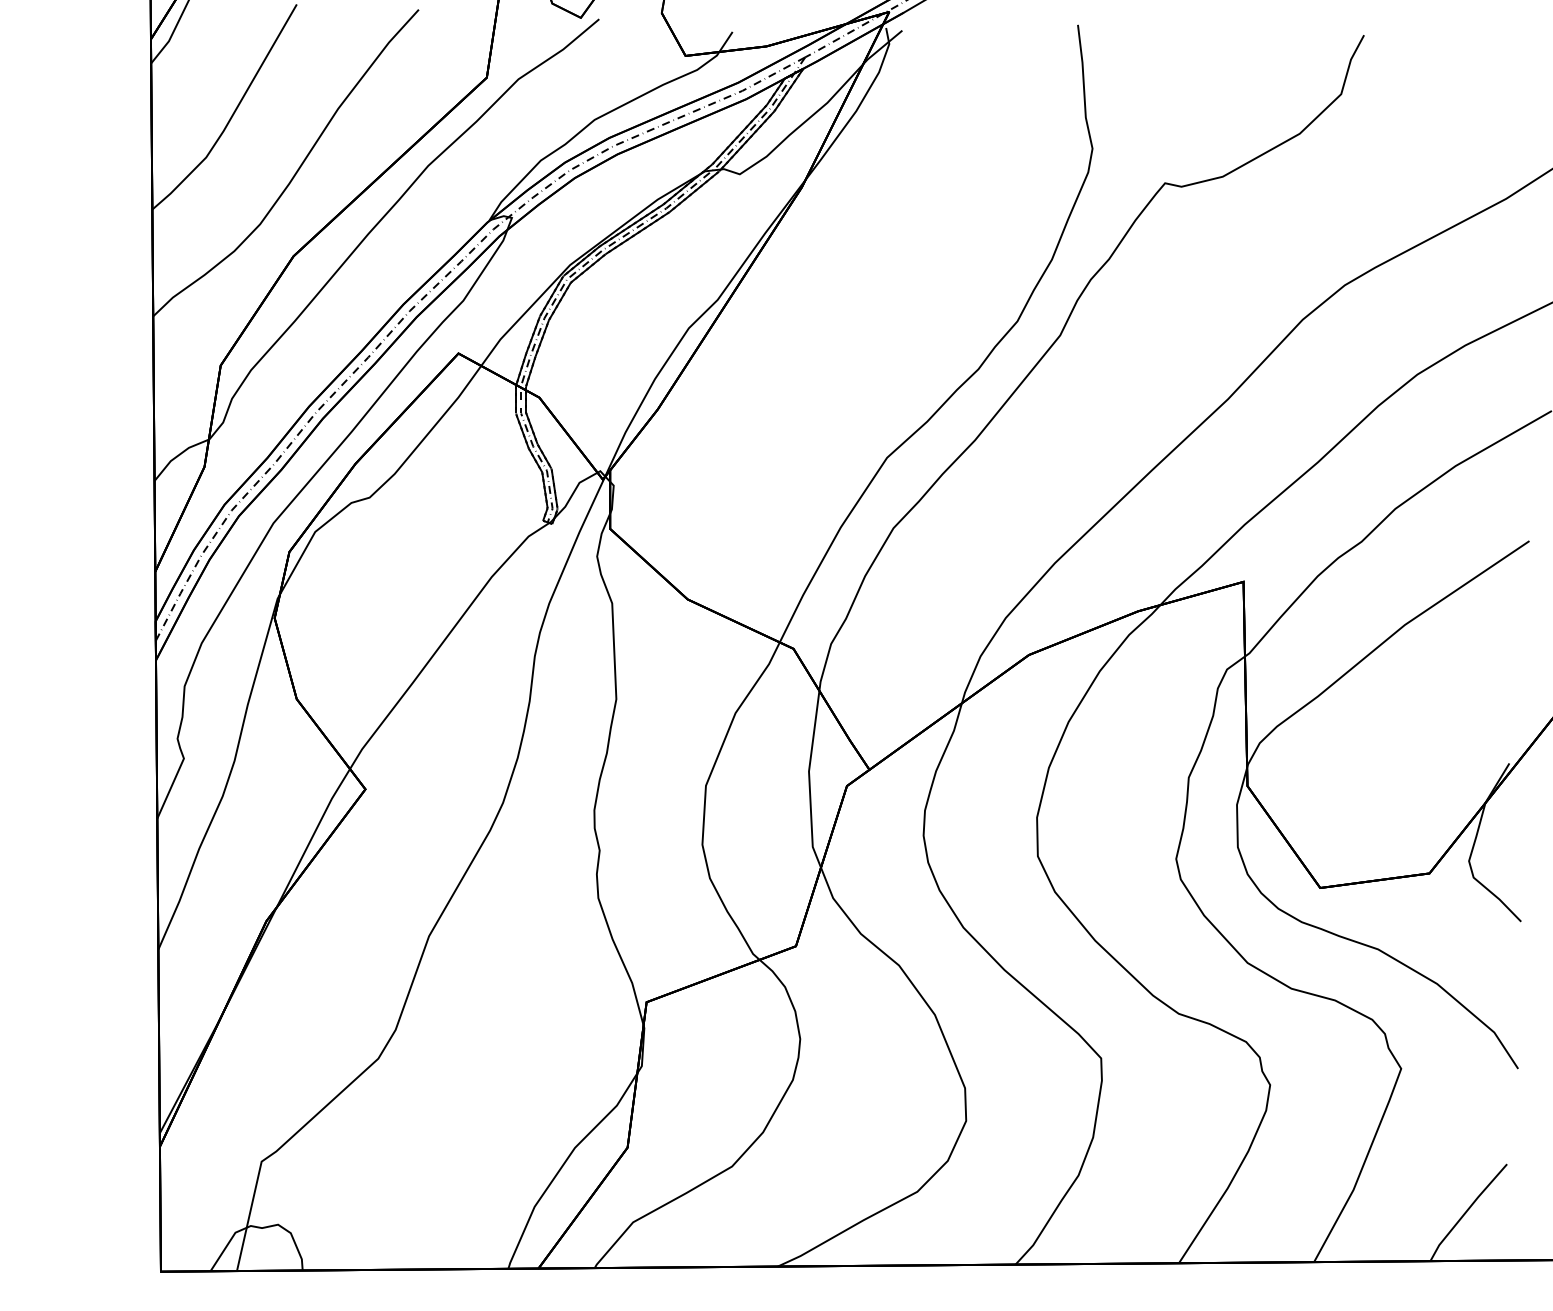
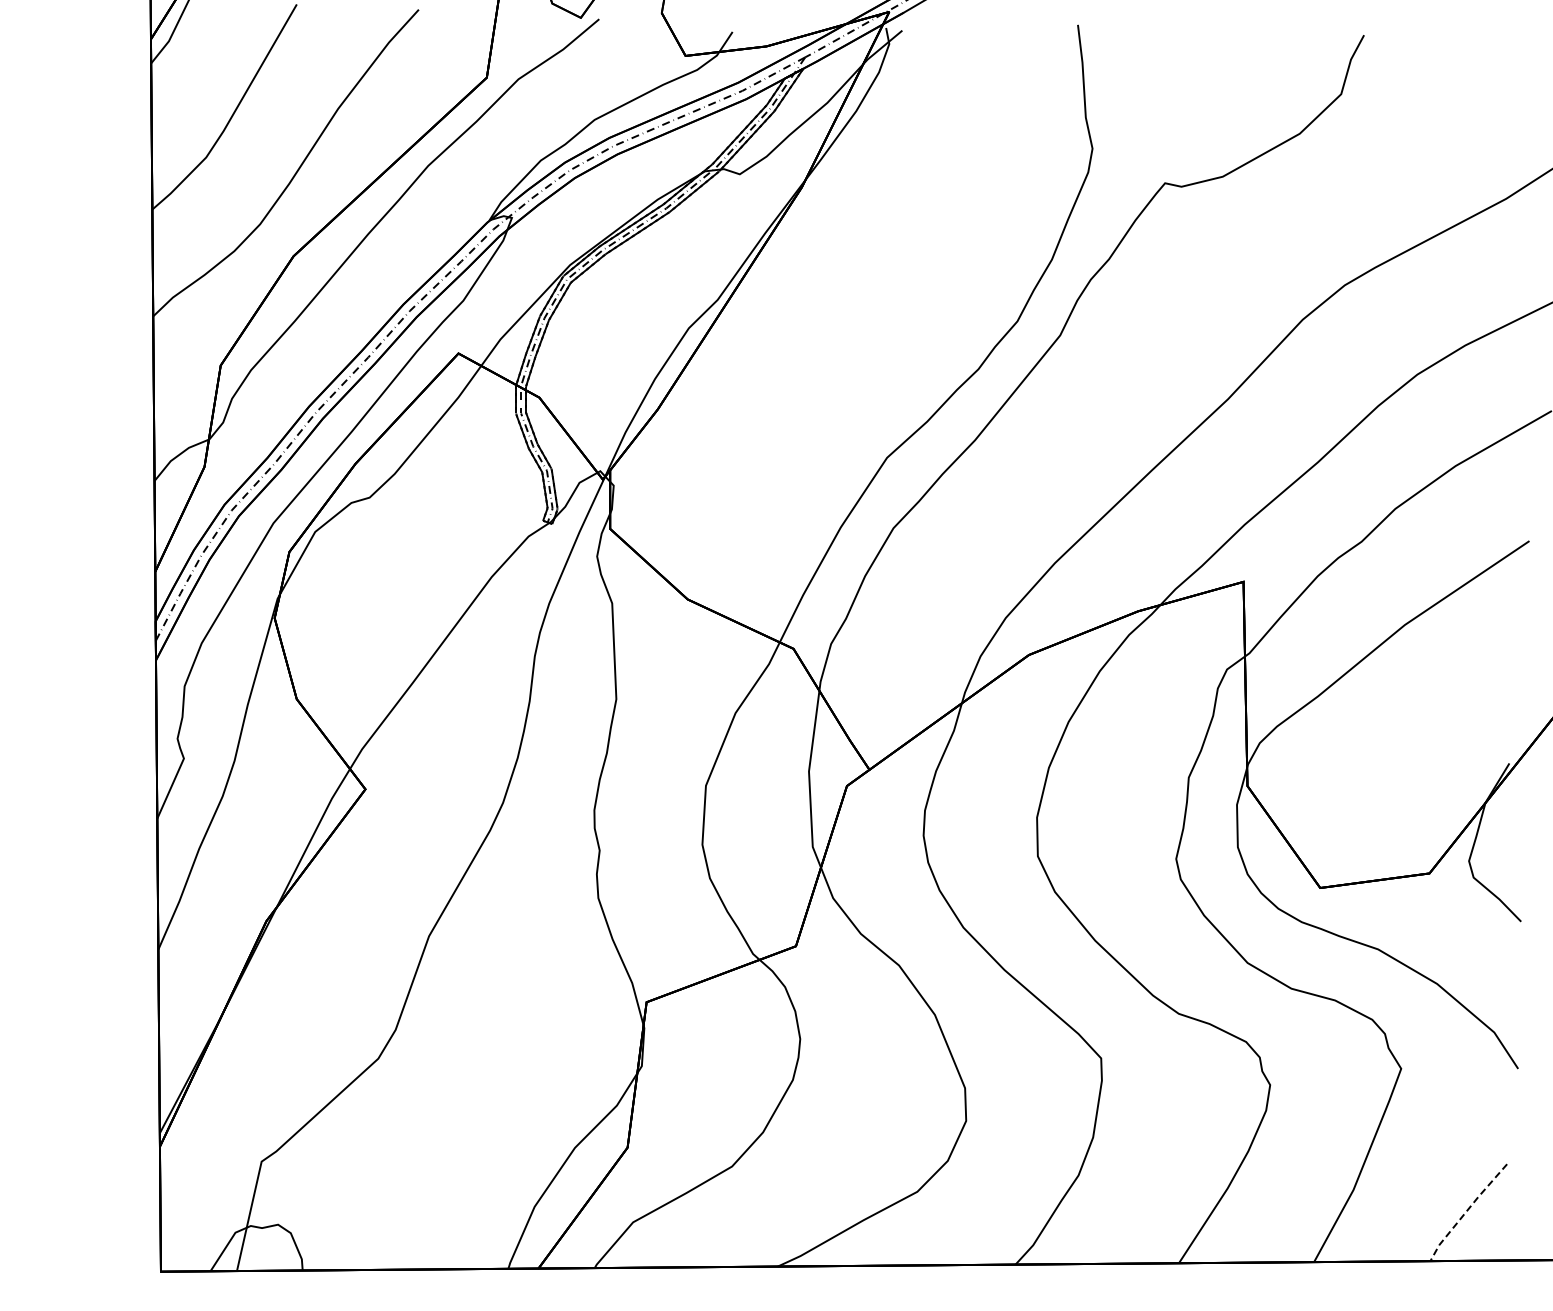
line: solid -> dashed (1466, 1211)
